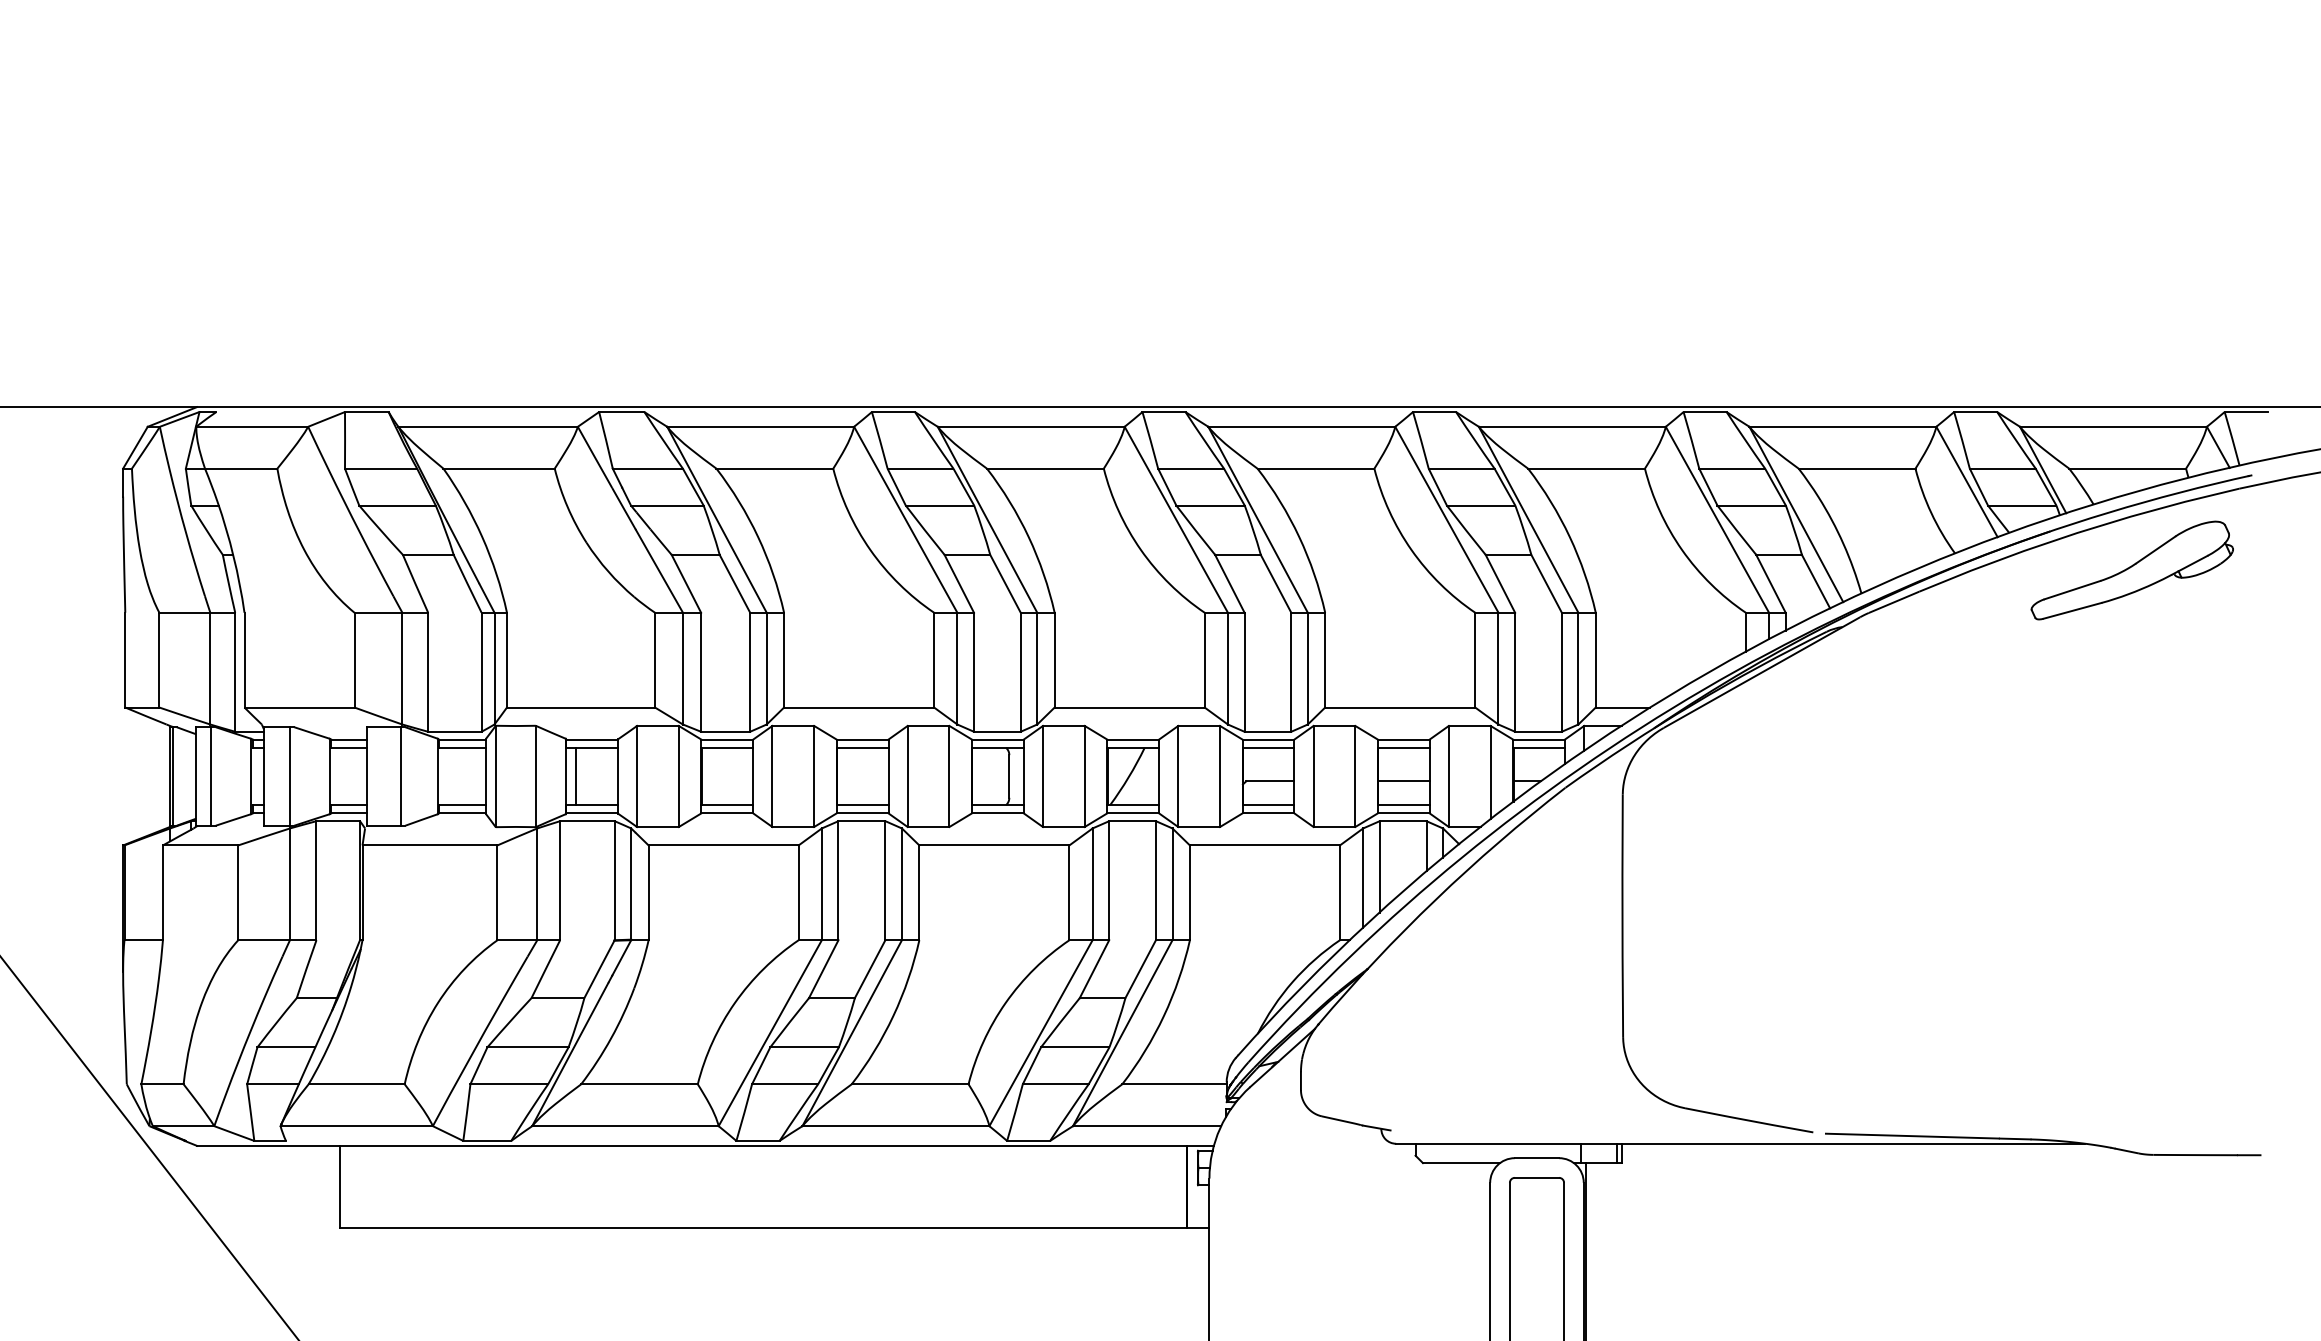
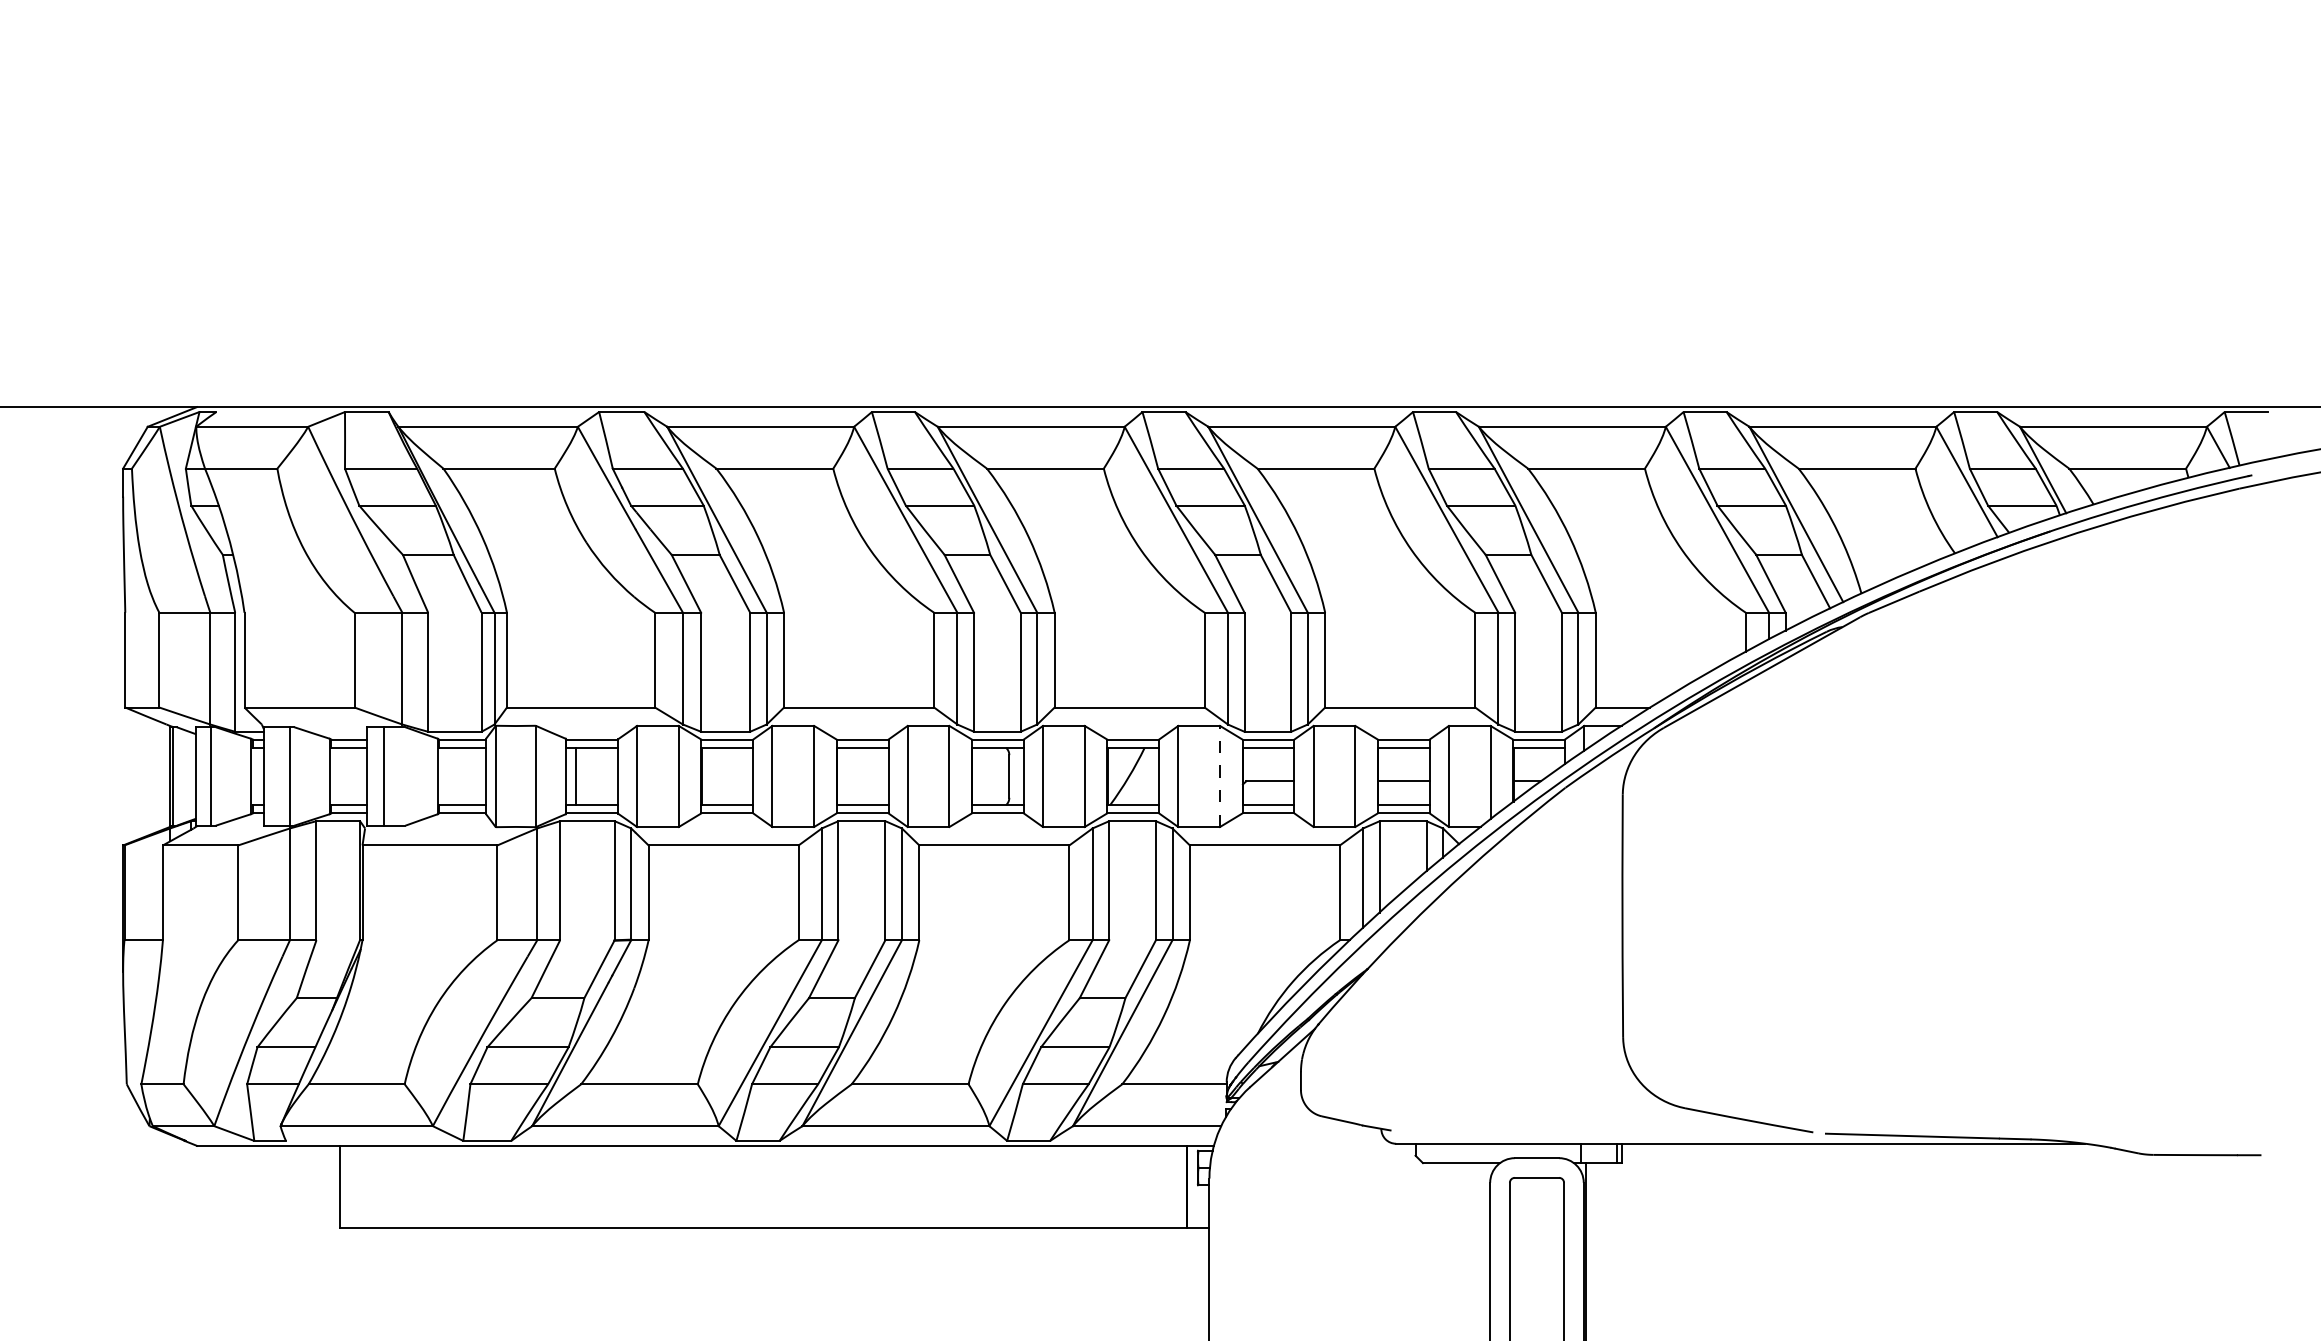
part: present -> none (2131, 570)
line position: (401, 776) -> (384, 776) (384, 776)
line: solid -> dashed (1220, 776)
line: present -> none (149, 1147)
